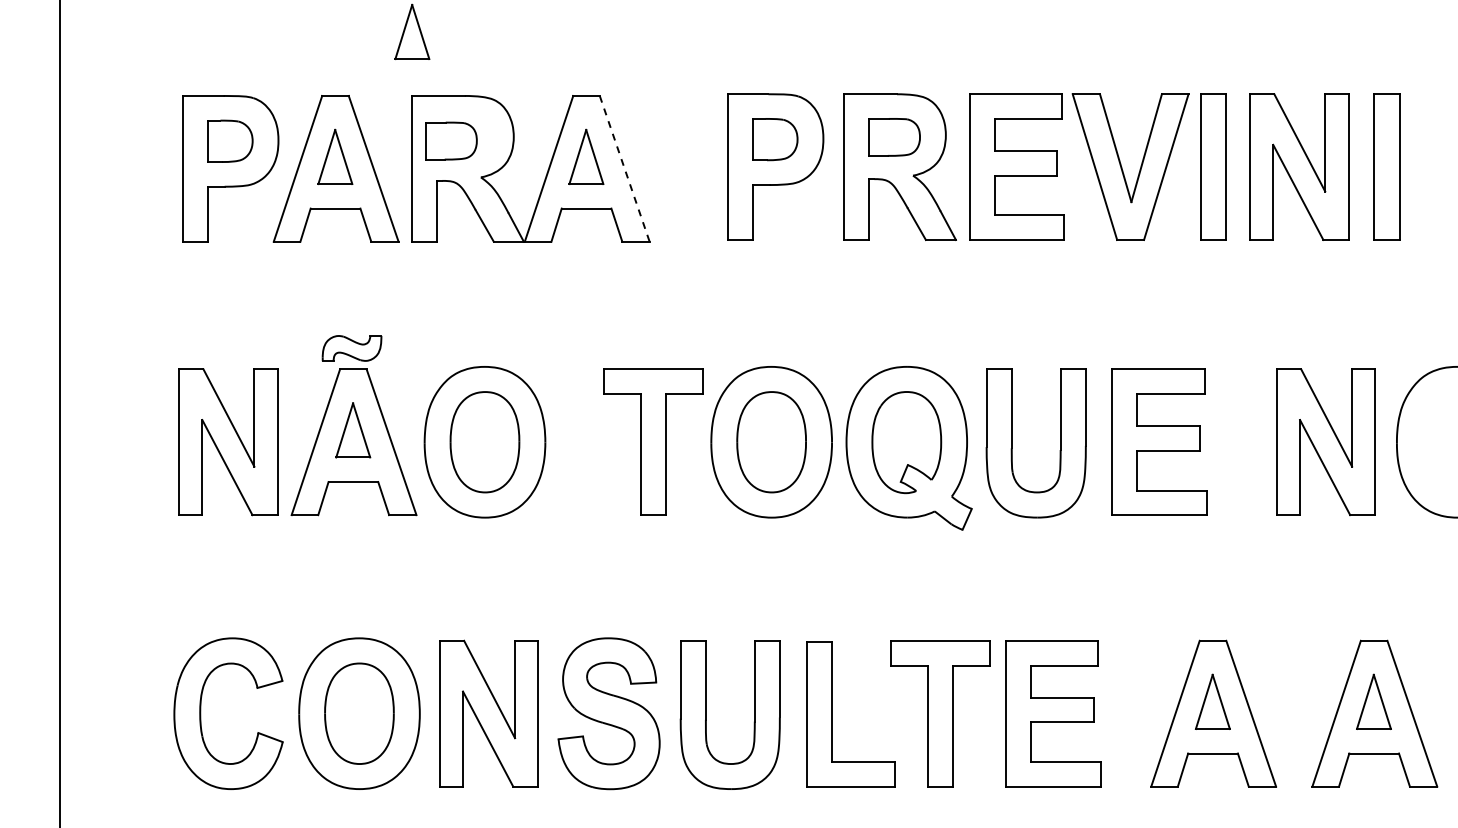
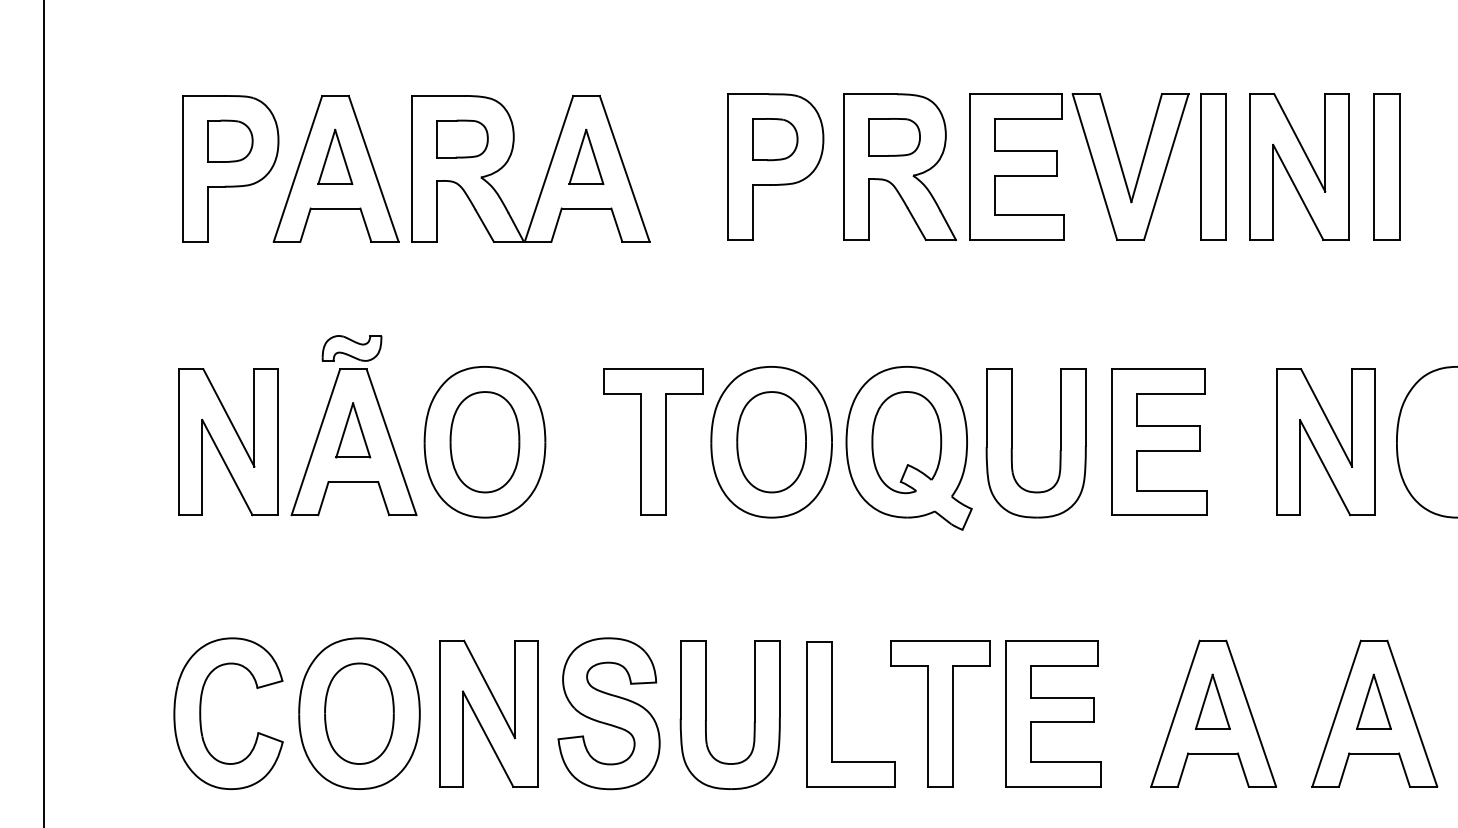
part: present -> none (412, 31)
part position: (451, 140) -> (462, 138) (462, 138)
line: dashed -> solid (624, 169)
line position: (59, 413) -> (43, 413) (43, 413)
